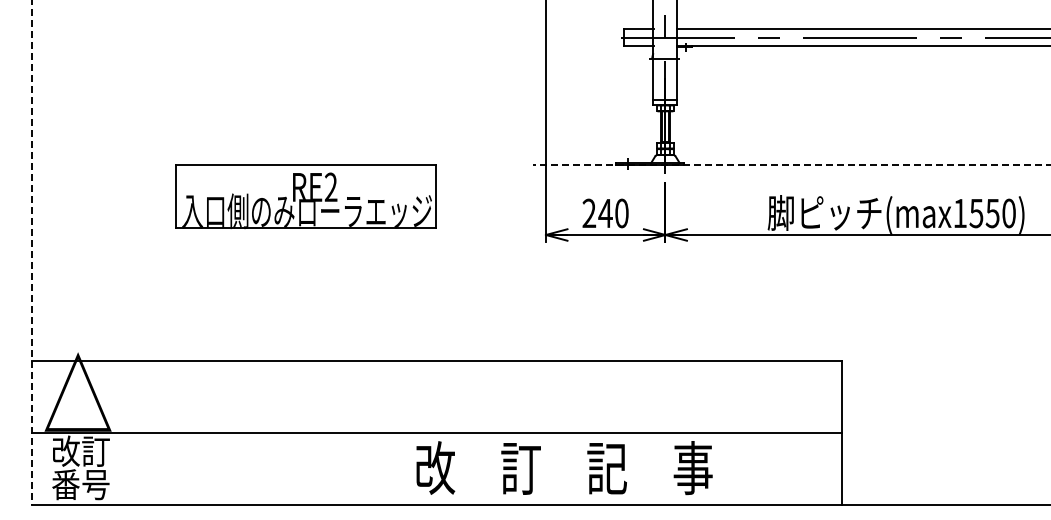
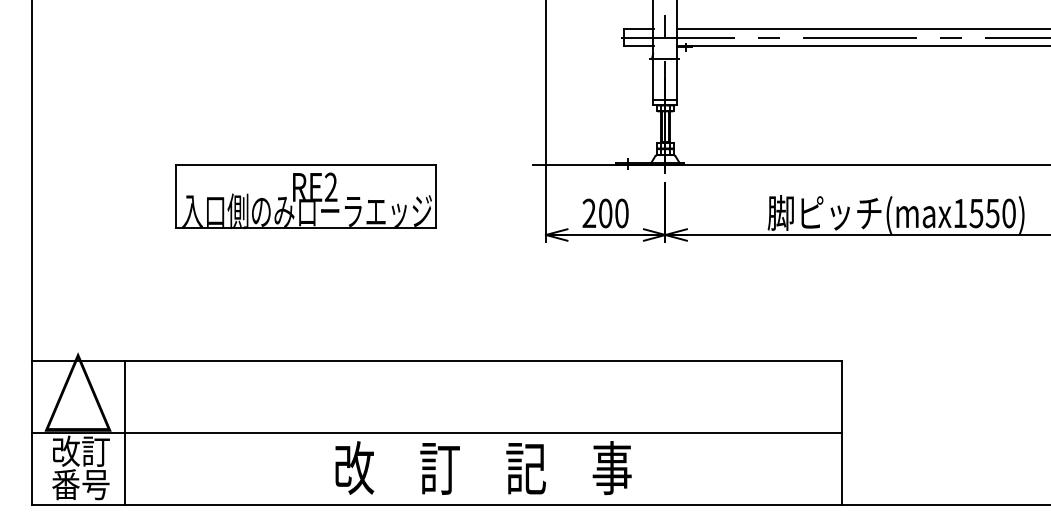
line: dashed -> solid (791, 165)
text: 240 -> 200 (605, 213)
line: dashed -> solid (31, 252)
line: none -> present (124, 432)
text position: (564, 468) -> (483, 468) (483, 468)
